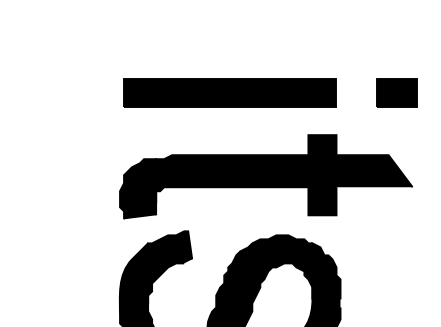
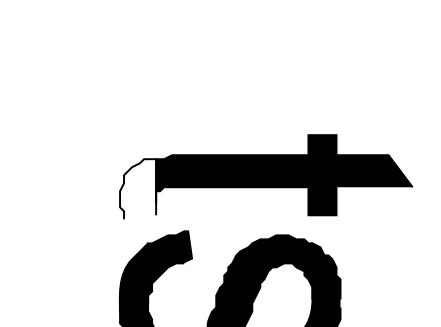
part: present -> none (229, 92)
part: present -> none (396, 92)
fill: present -> none (138, 189)
